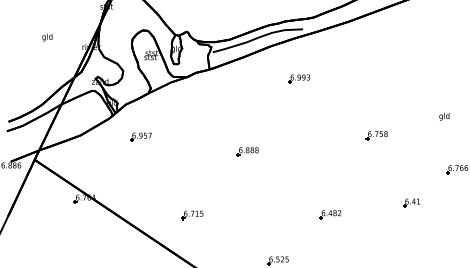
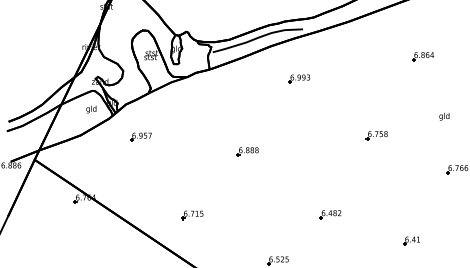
text position: (47, 37) -> (91, 109) (91, 109)
part: none -> present (422, 56)
part position: (411, 202) -> (411, 240) (411, 240)
